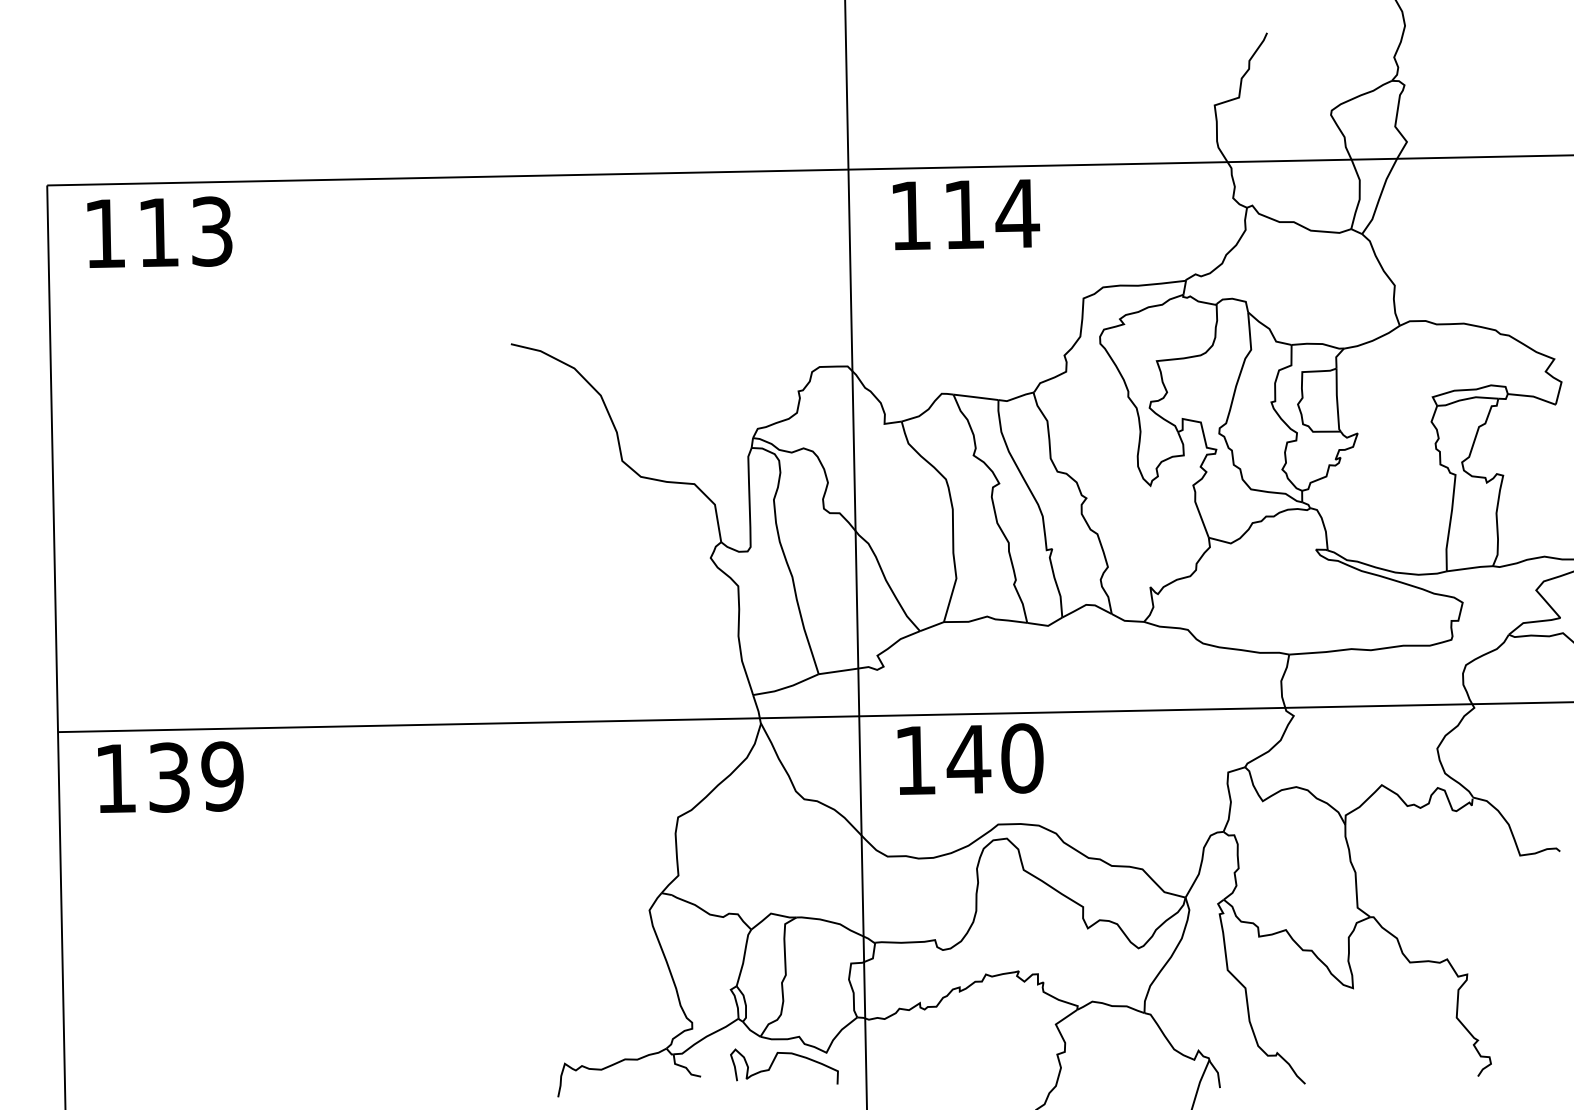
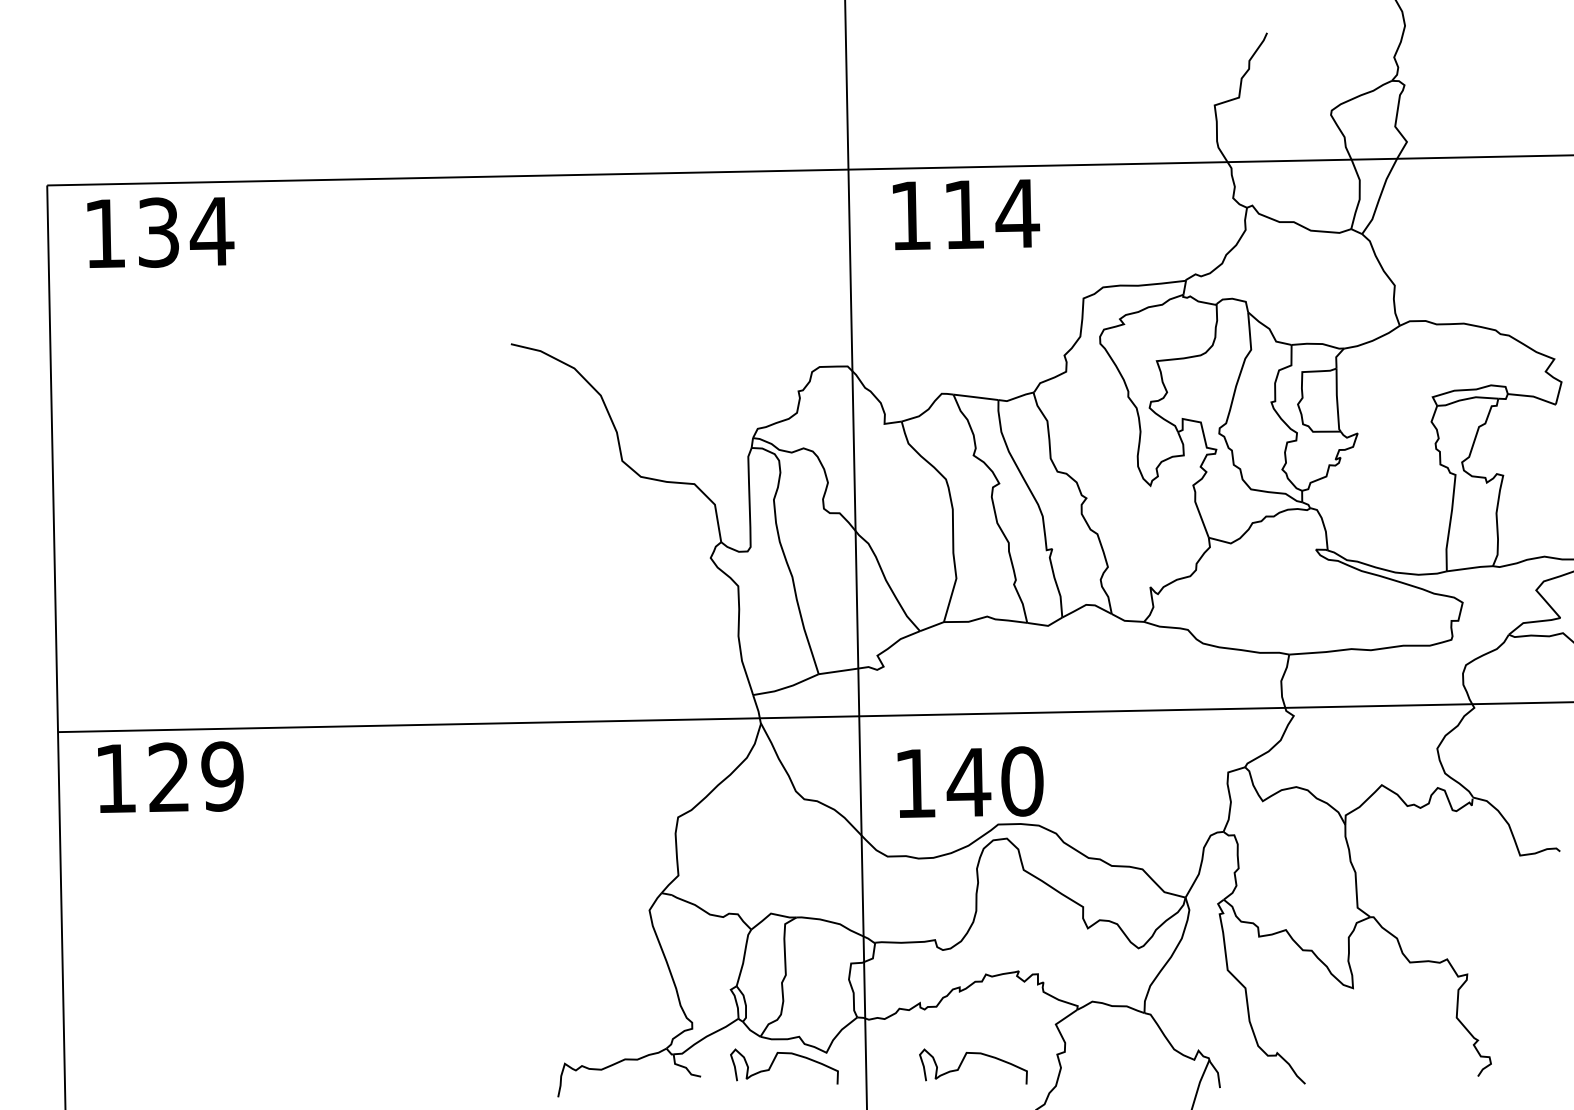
text: 113 -> 134 (186, 231)
text position: (970, 758) -> (970, 781) (970, 781)
text: 139 -> 129 (168, 777)
curve: none -> present (963, 1061)
